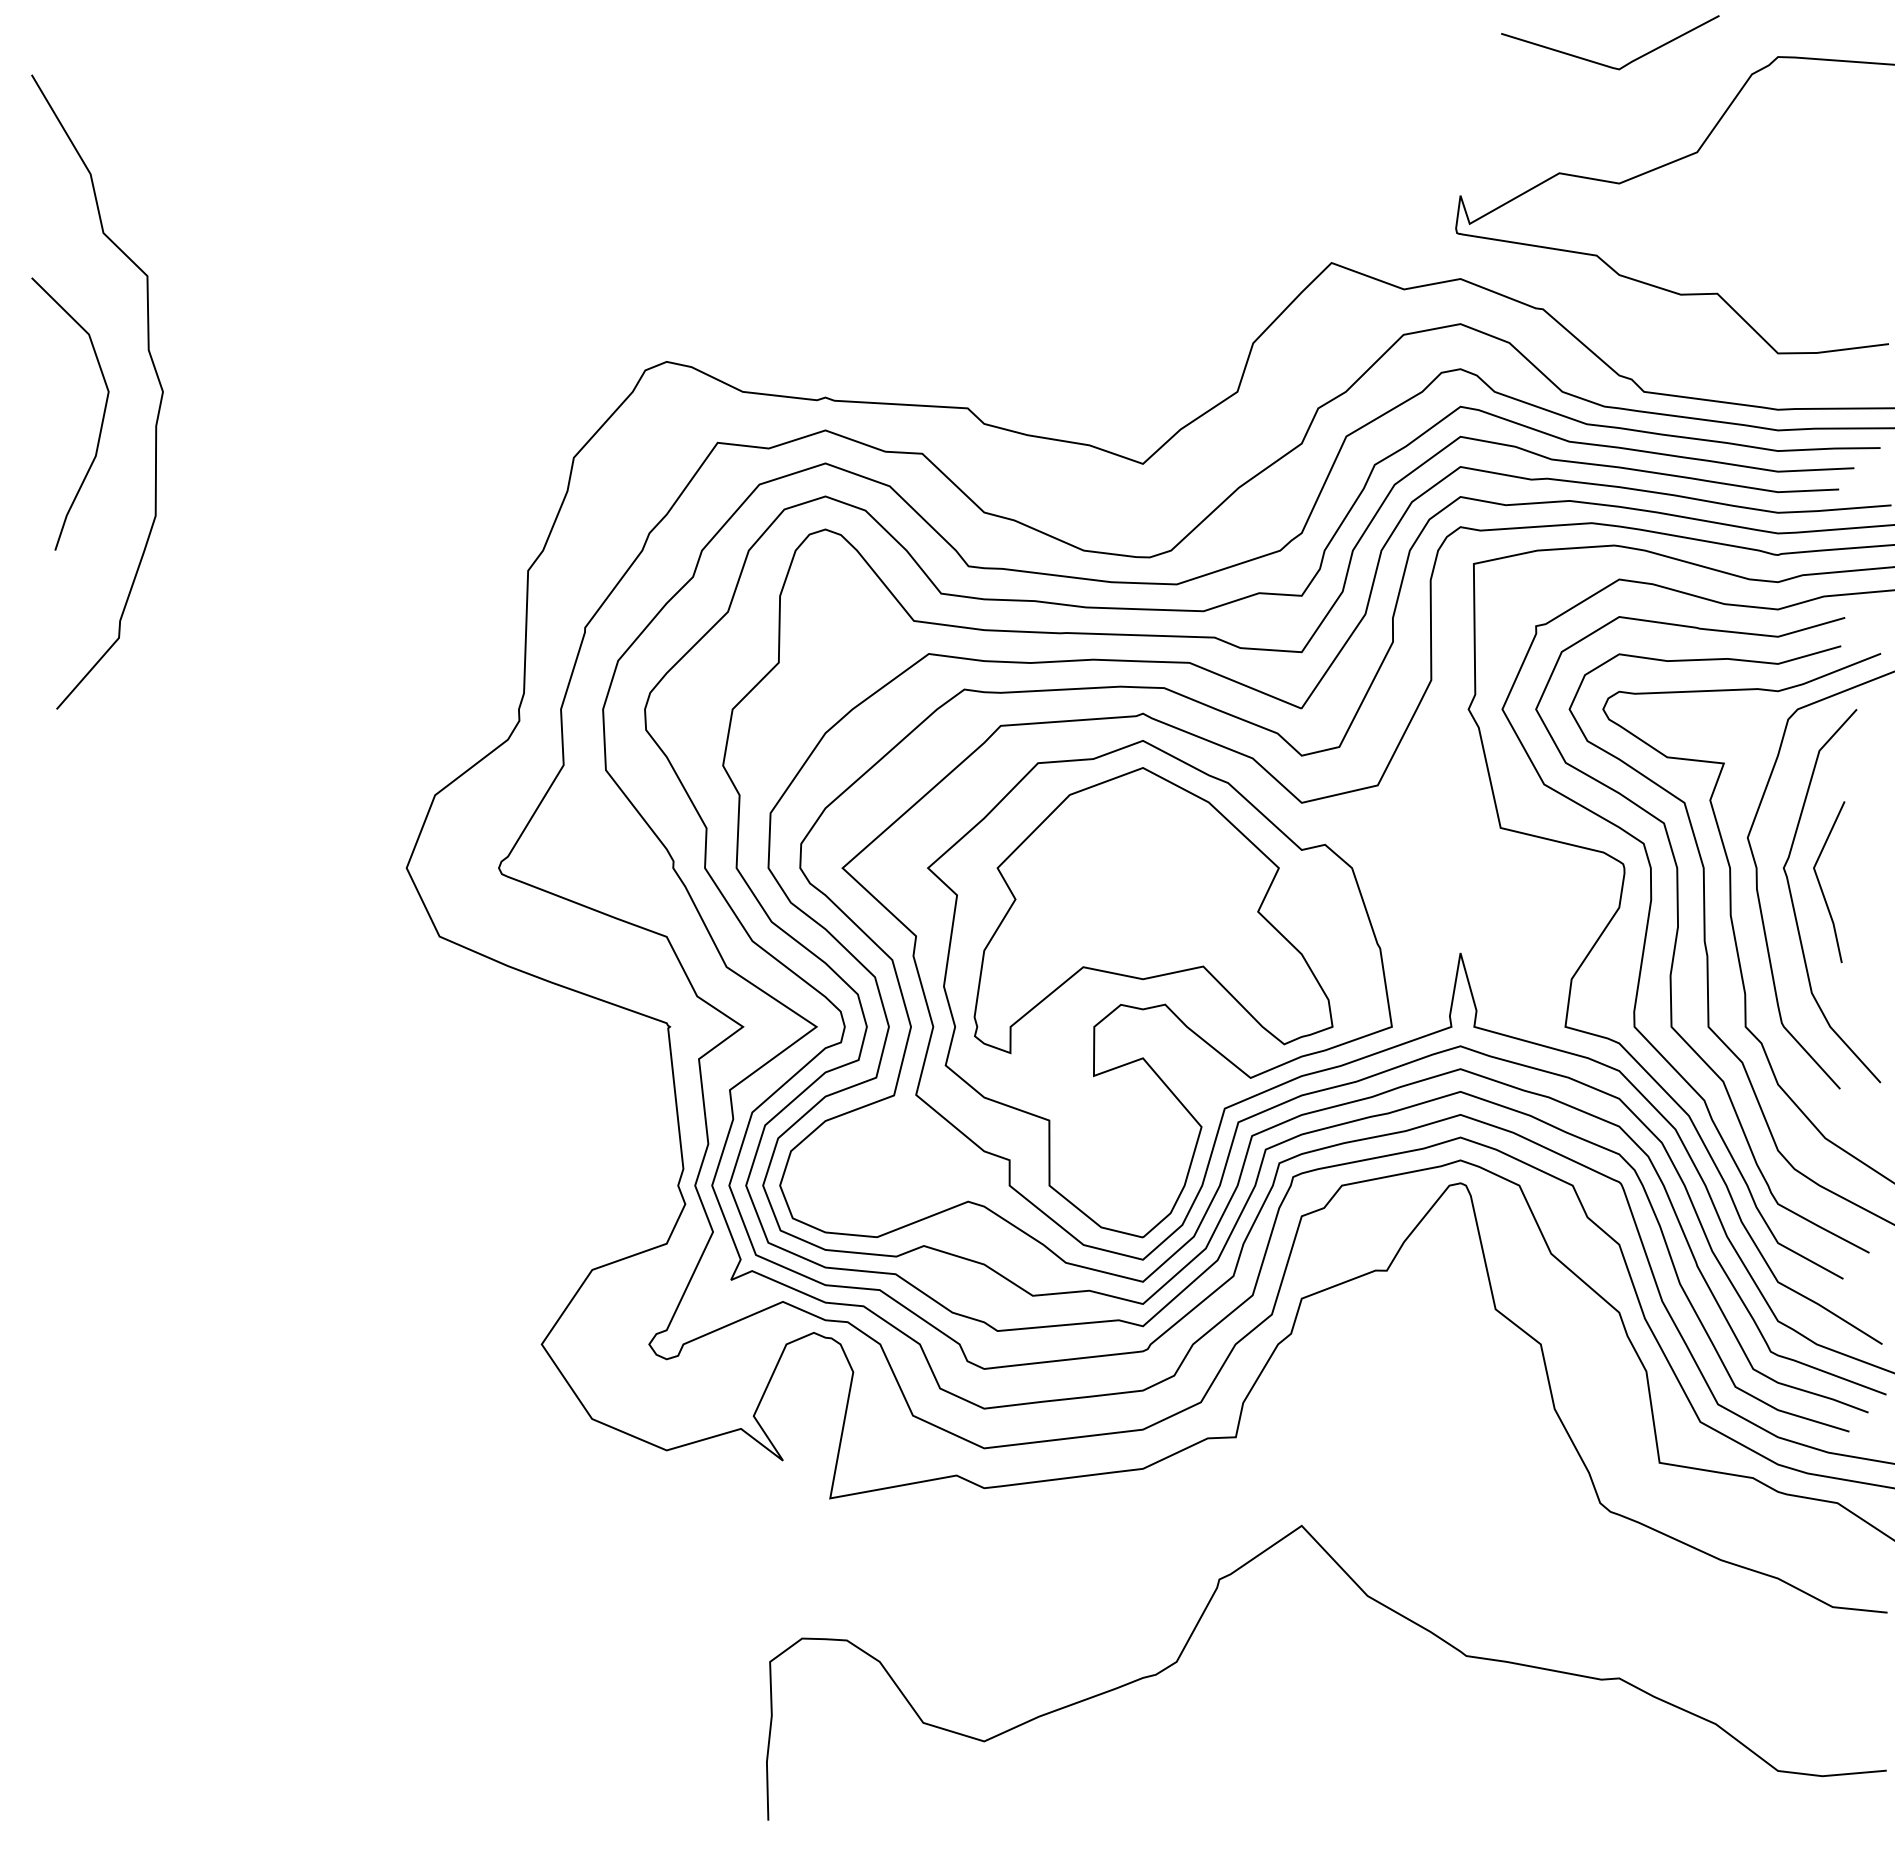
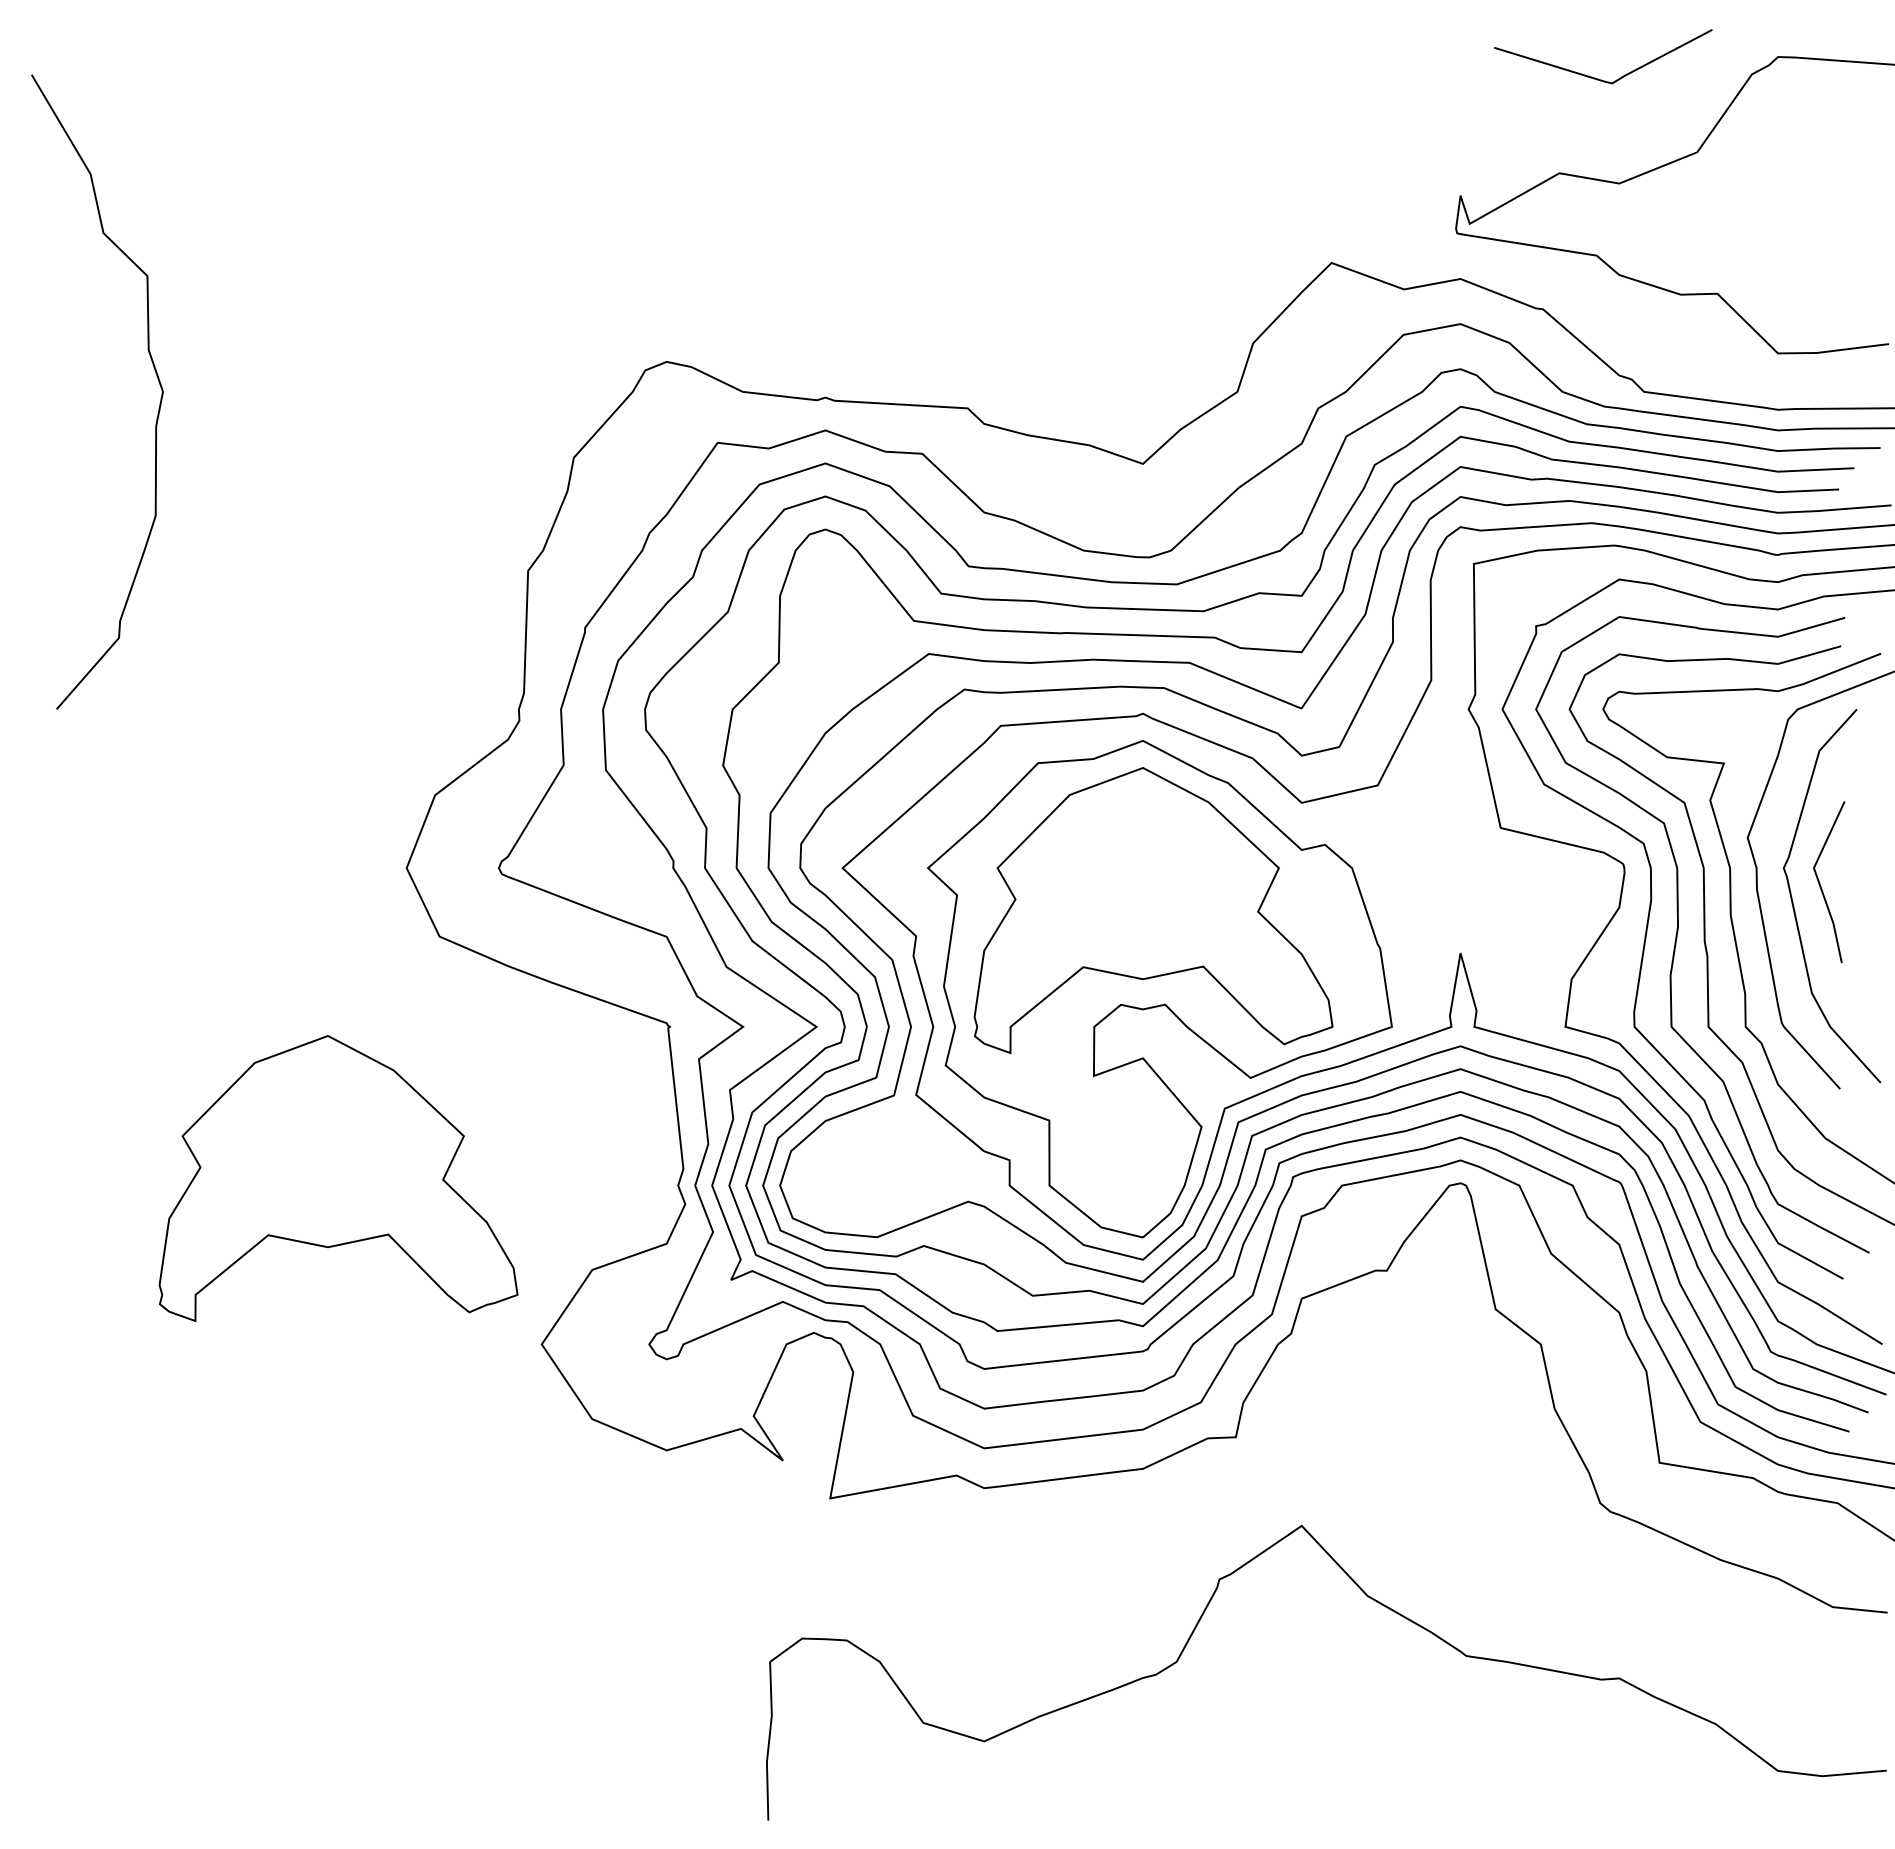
line position: (1602, 63) -> (1595, 77) (1595, 77)
curve: present -> none (101, 421)
part: none -> present (338, 1178)
